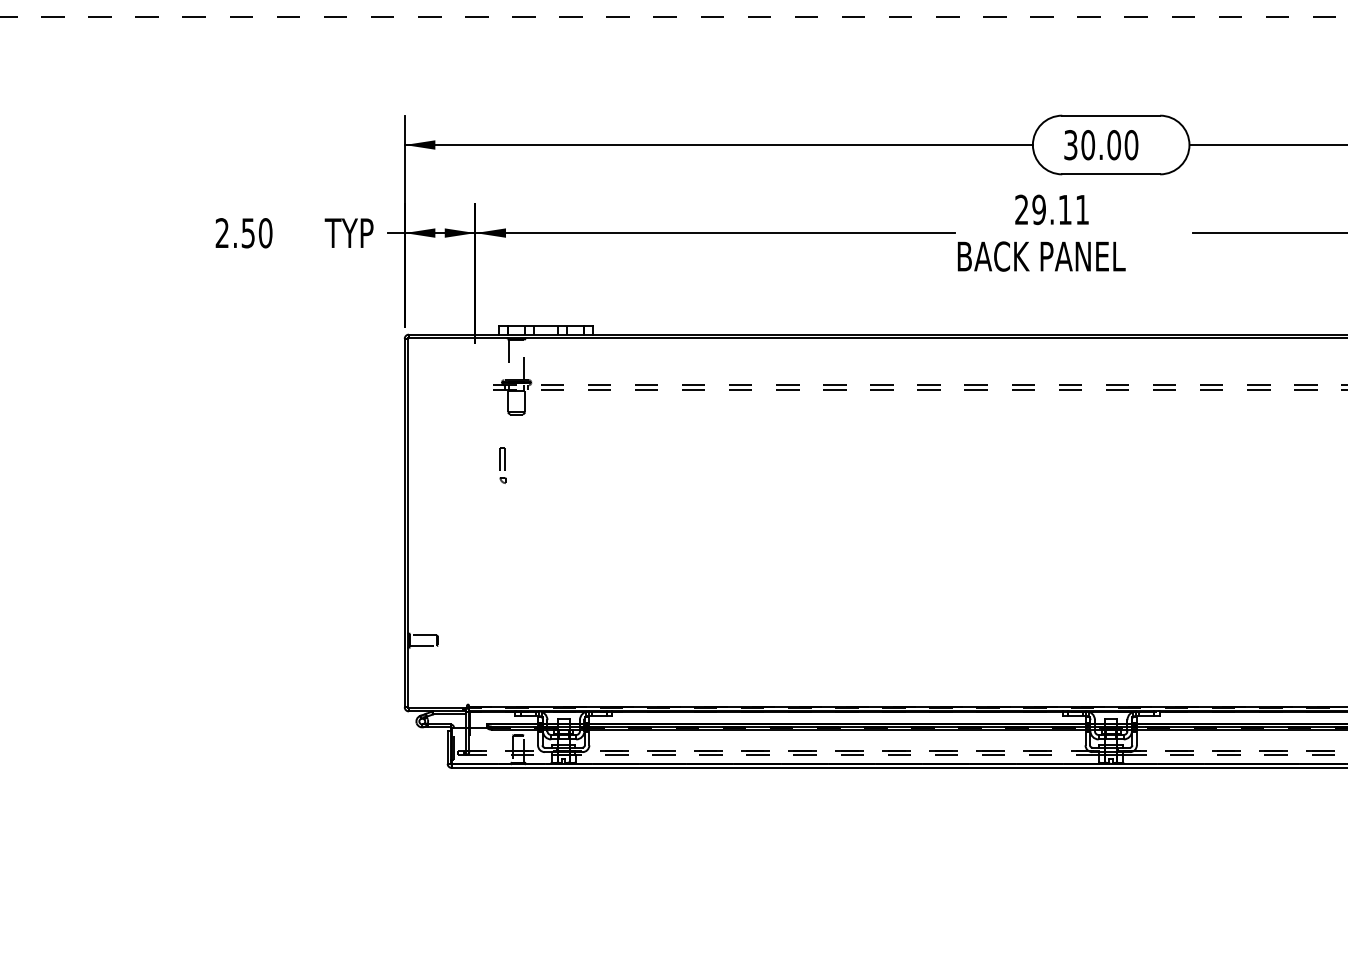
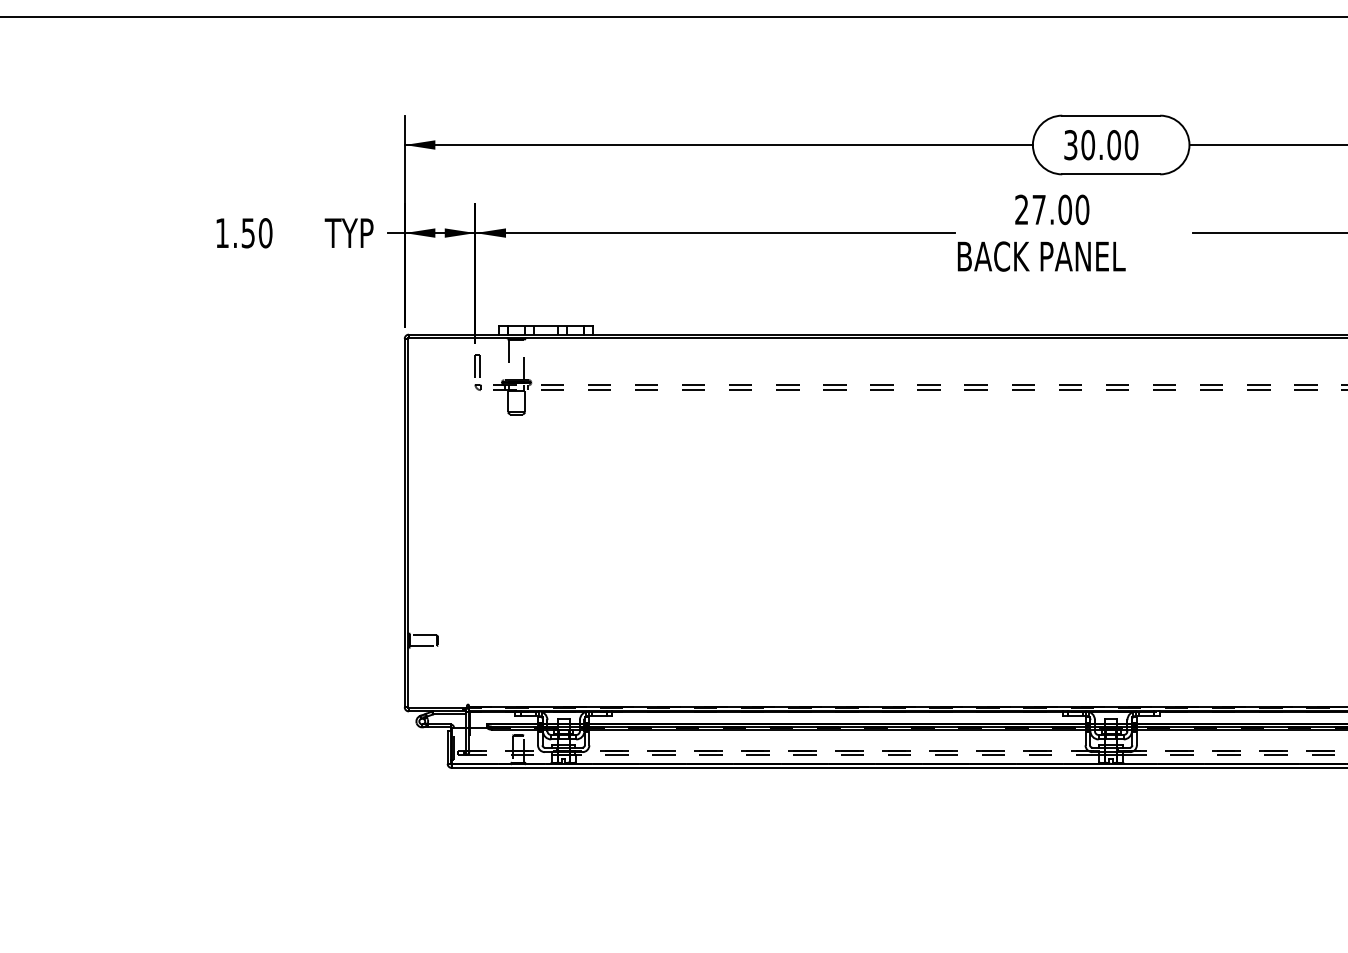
line: dashed -> solid (674, 17)
text: 29.11 -> 27.00 (1060, 209)
text: 2.50 -> 1.50 (221, 232)
part position: (502, 465) -> (477, 372) (477, 372)
